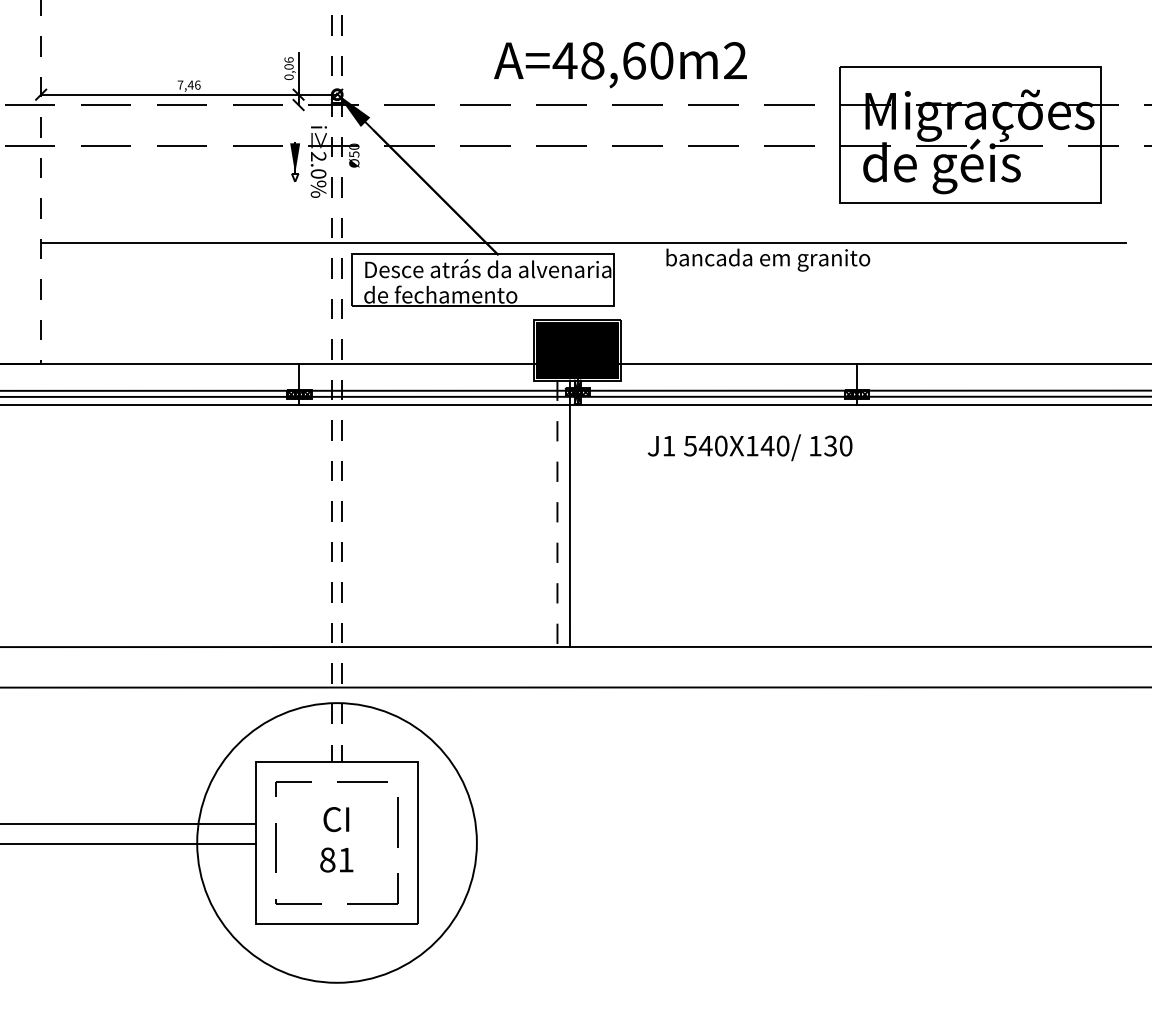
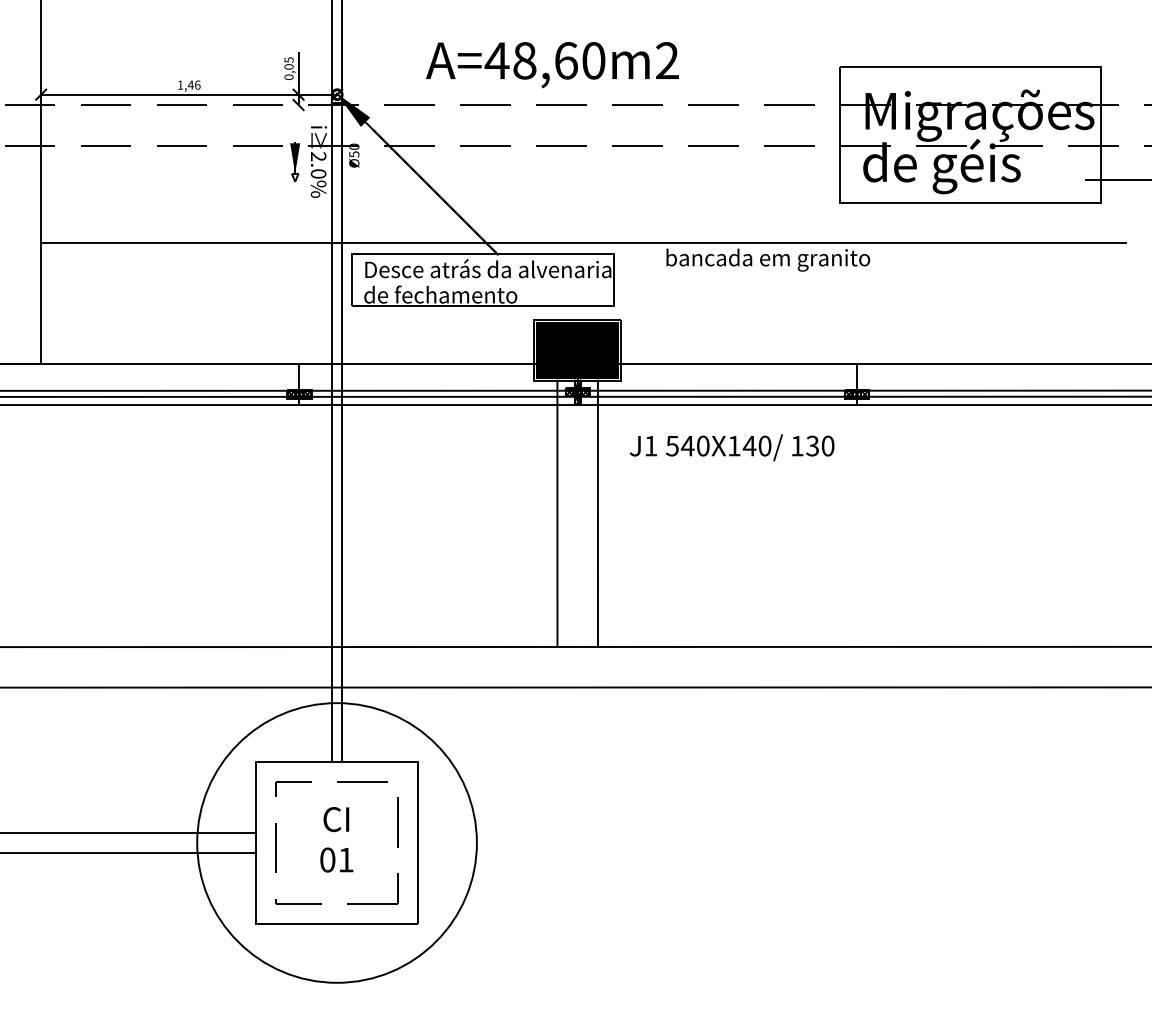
text: 0,06 -> 0,05 (288, 59)
text position: (620, 65) -> (552, 65) (552, 65)
text: 7,46 -> 1,46 (180, 84)
line: none -> present (1117, 179)
line: dashed -> solid (41, 182)
line: dashed -> solid (332, 380)
line: dashed -> solid (342, 380)
text position: (749, 447) -> (731, 447) (731, 447)
line position: (569, 513) -> (597, 513) (597, 513)
line: dashed -> solid (557, 514)
line position: (129, 823) -> (129, 832) (129, 832)
line position: (129, 844) -> (129, 853) (129, 853)
text: 81 -> 01 (327, 860)
